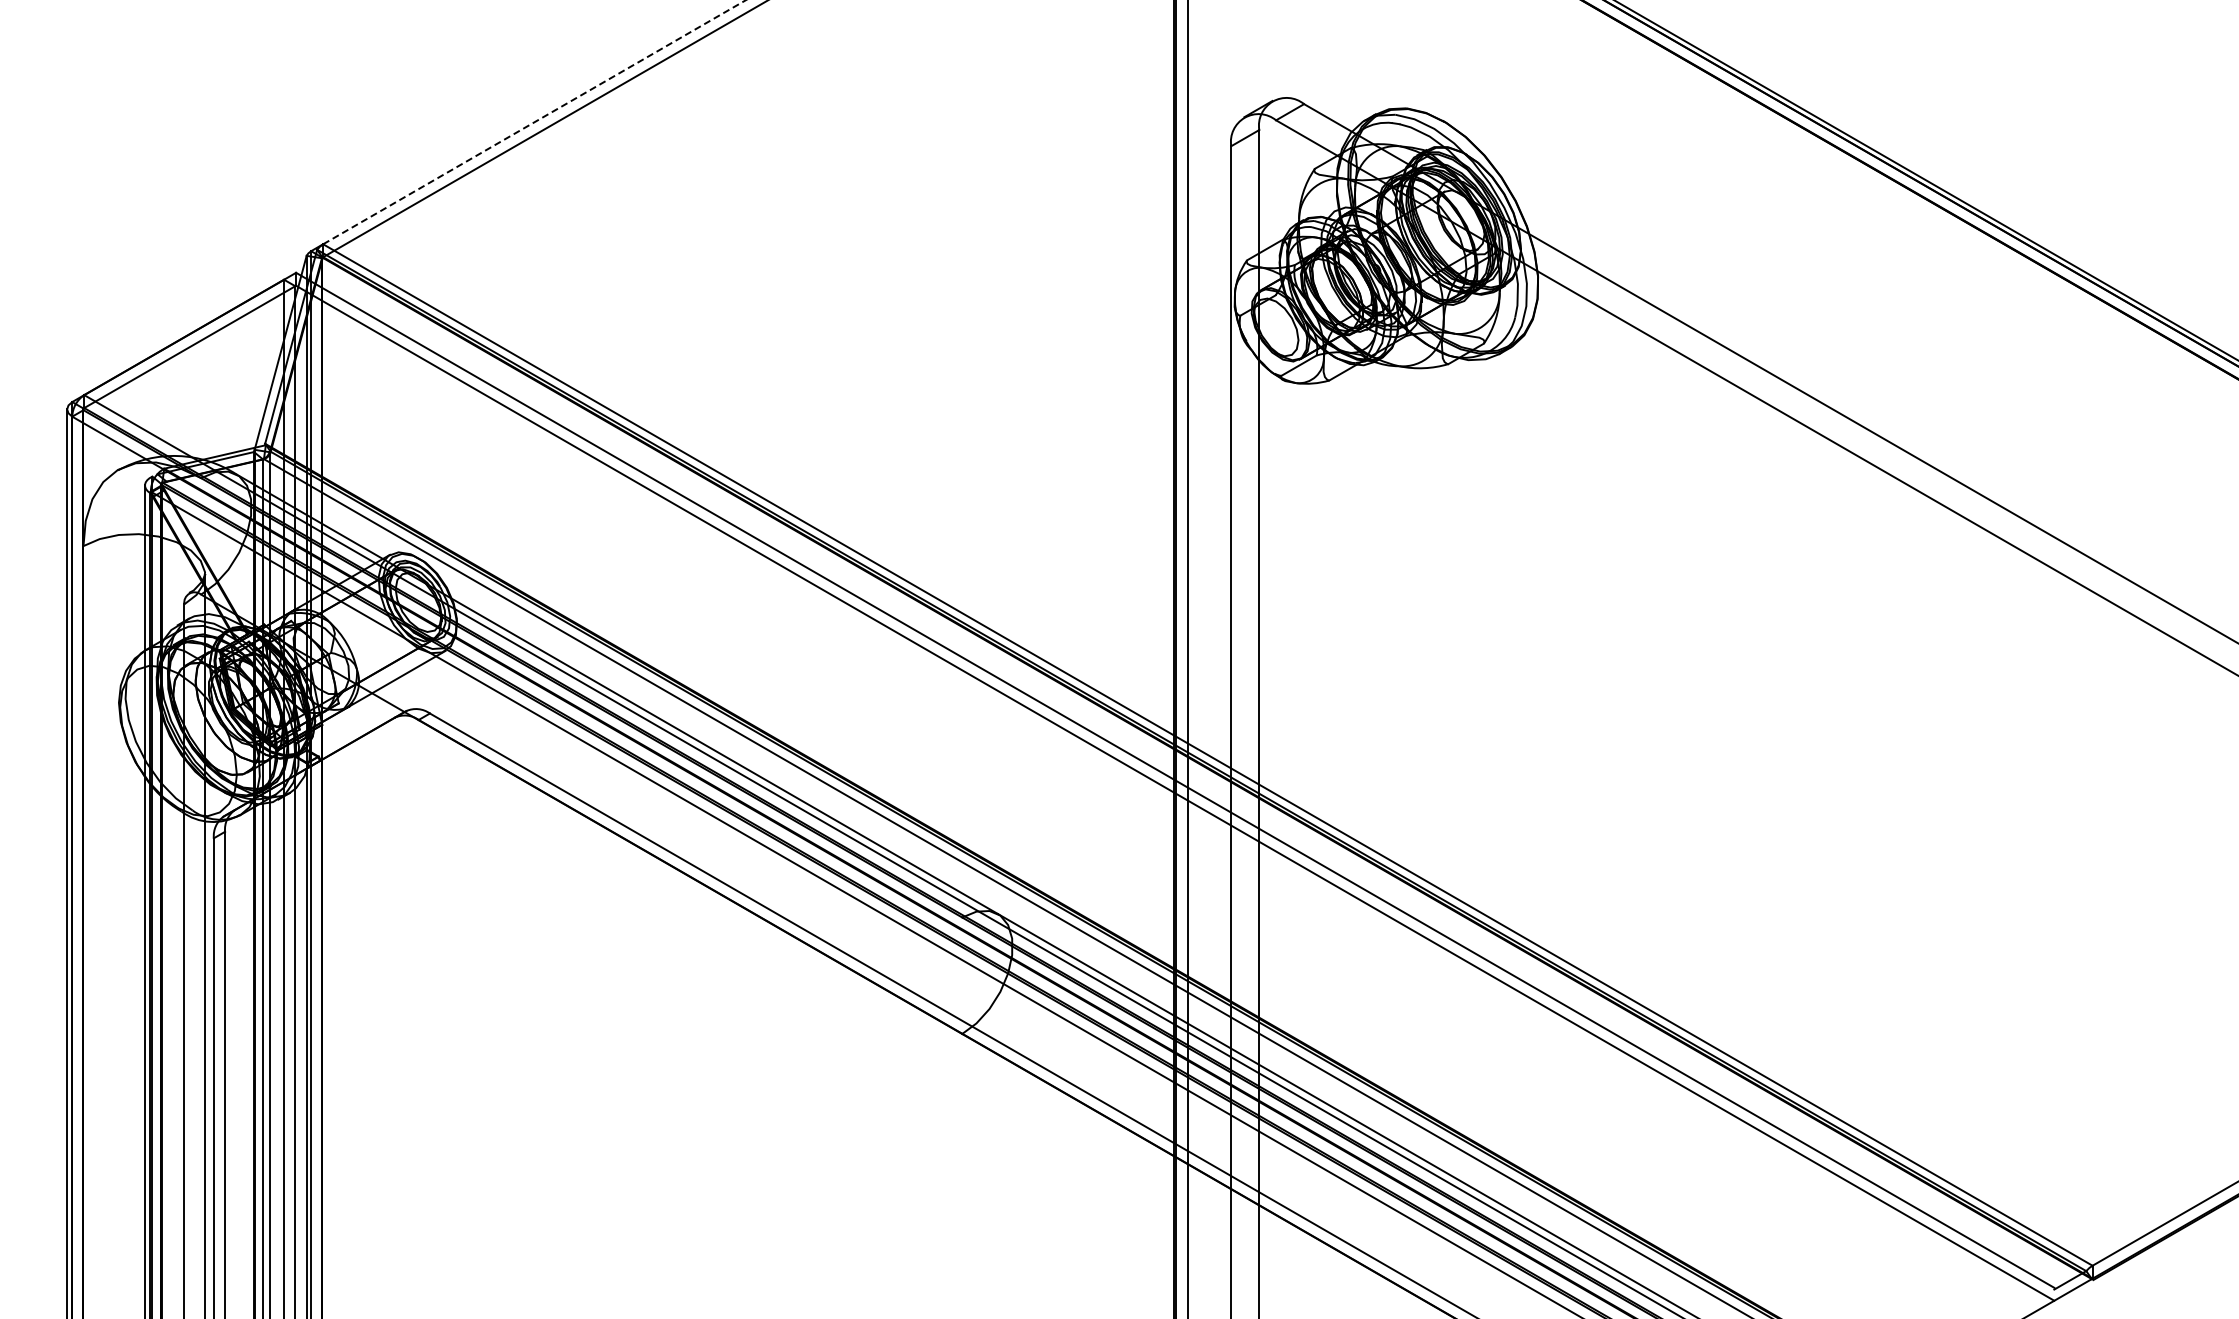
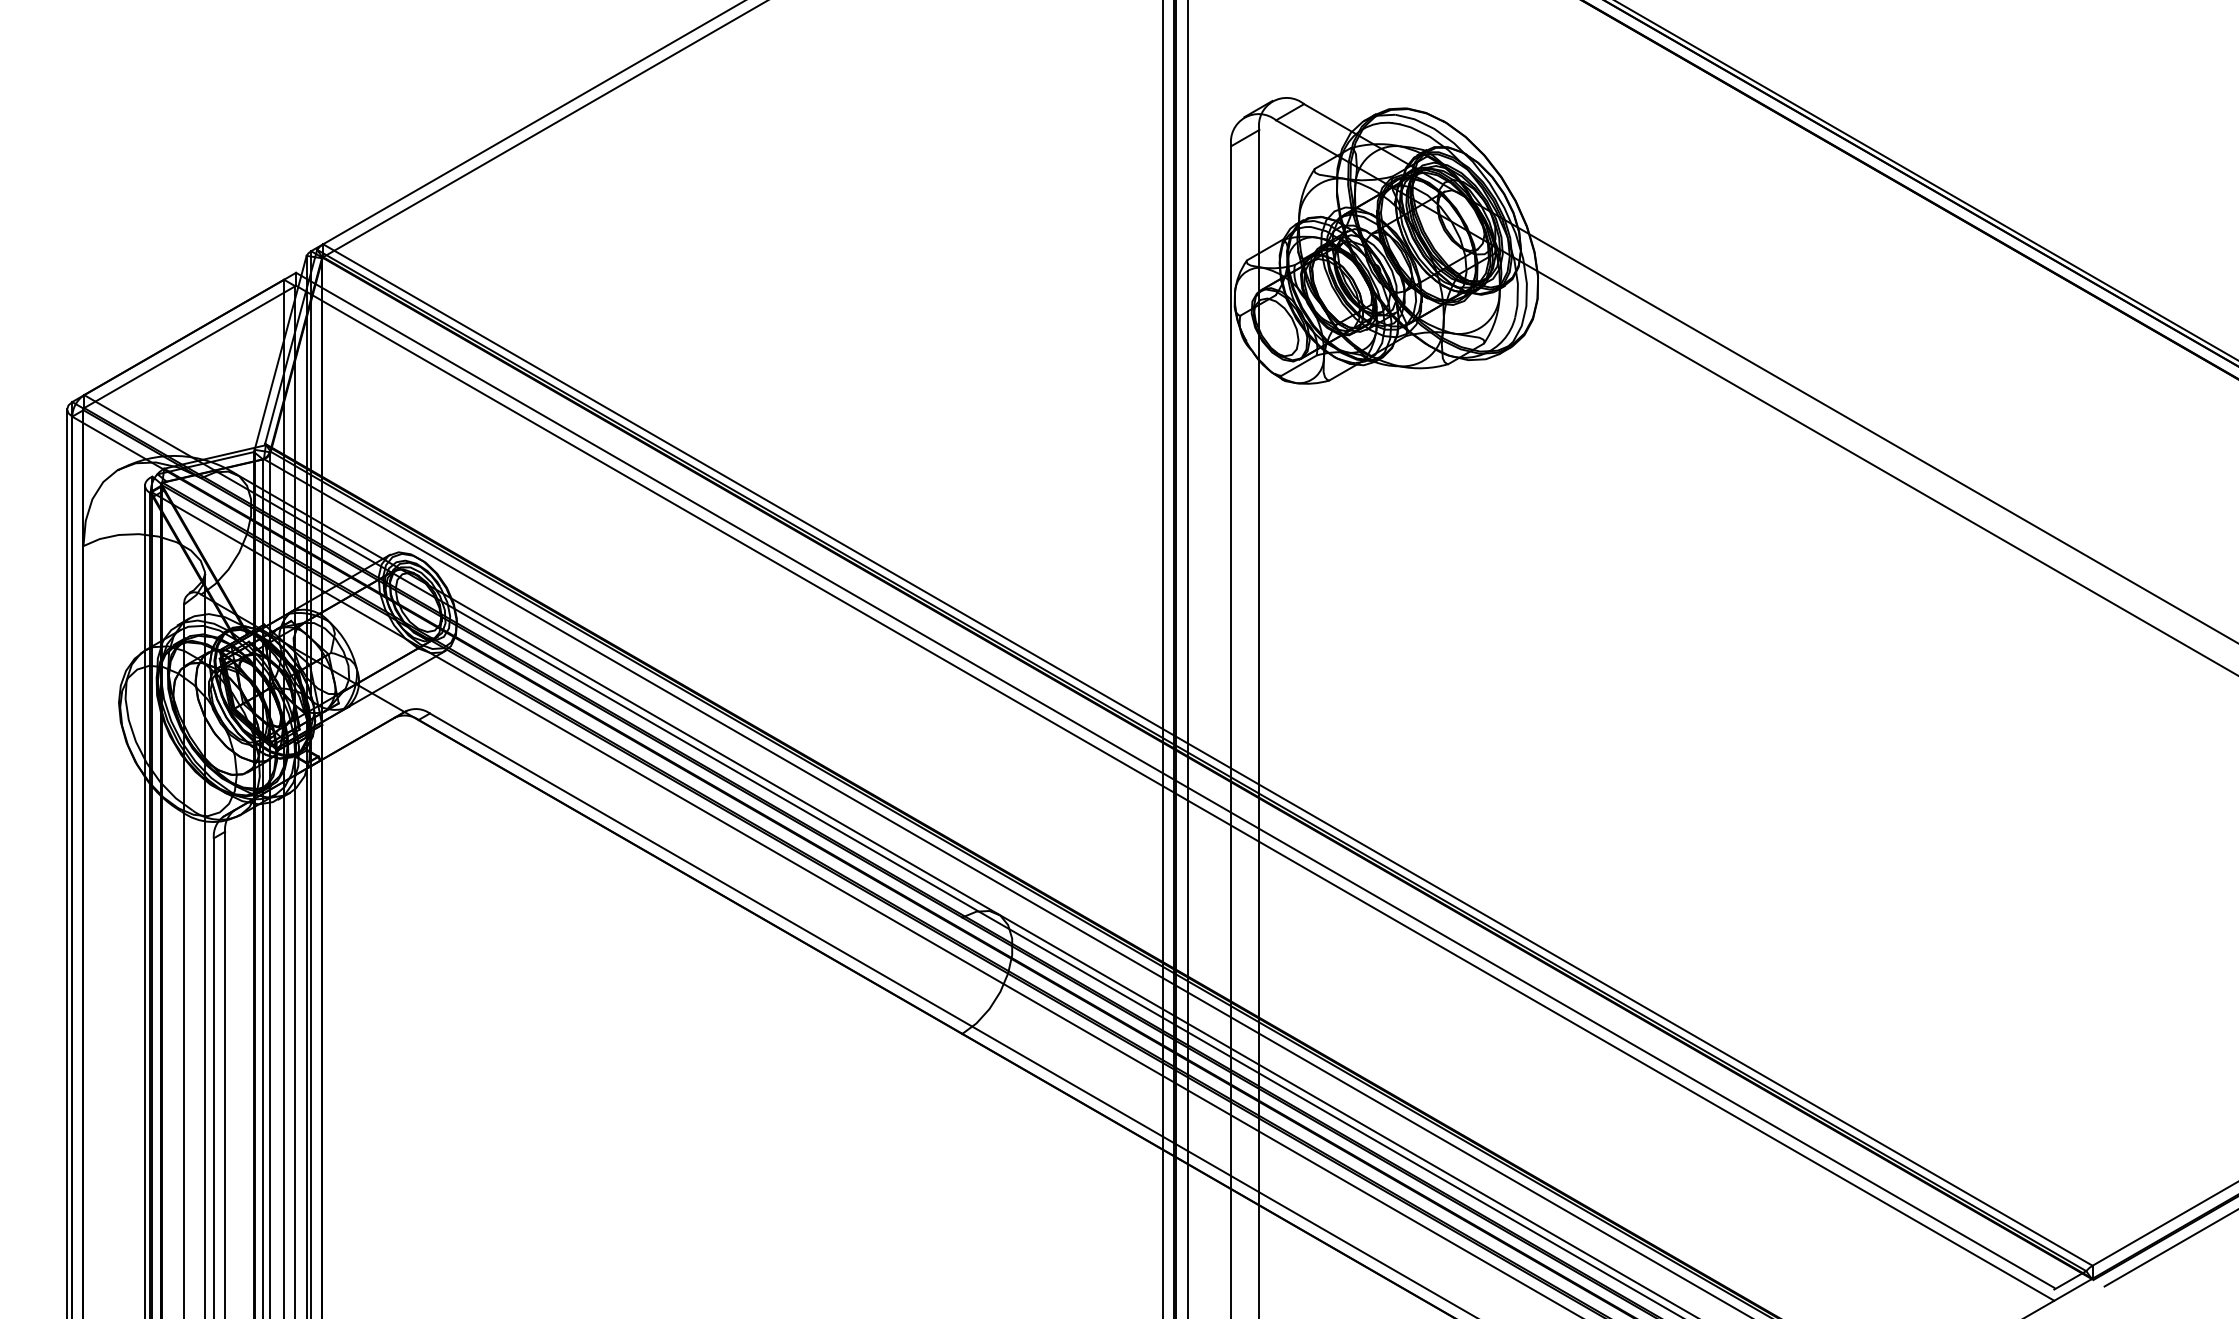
line: dashed -> solid (534, 122)
line: none -> present (1162, 658)
line: none -> present (2169, 1248)
